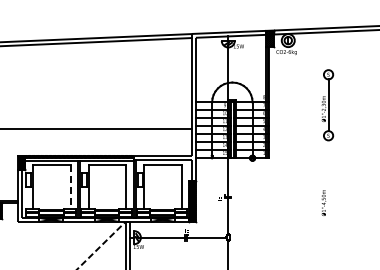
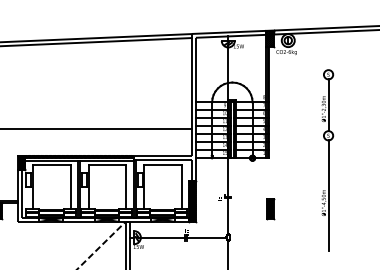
line: dashed -> solid (70, 186)
line: none -> present (328, 195)
part: none -> present (270, 209)
